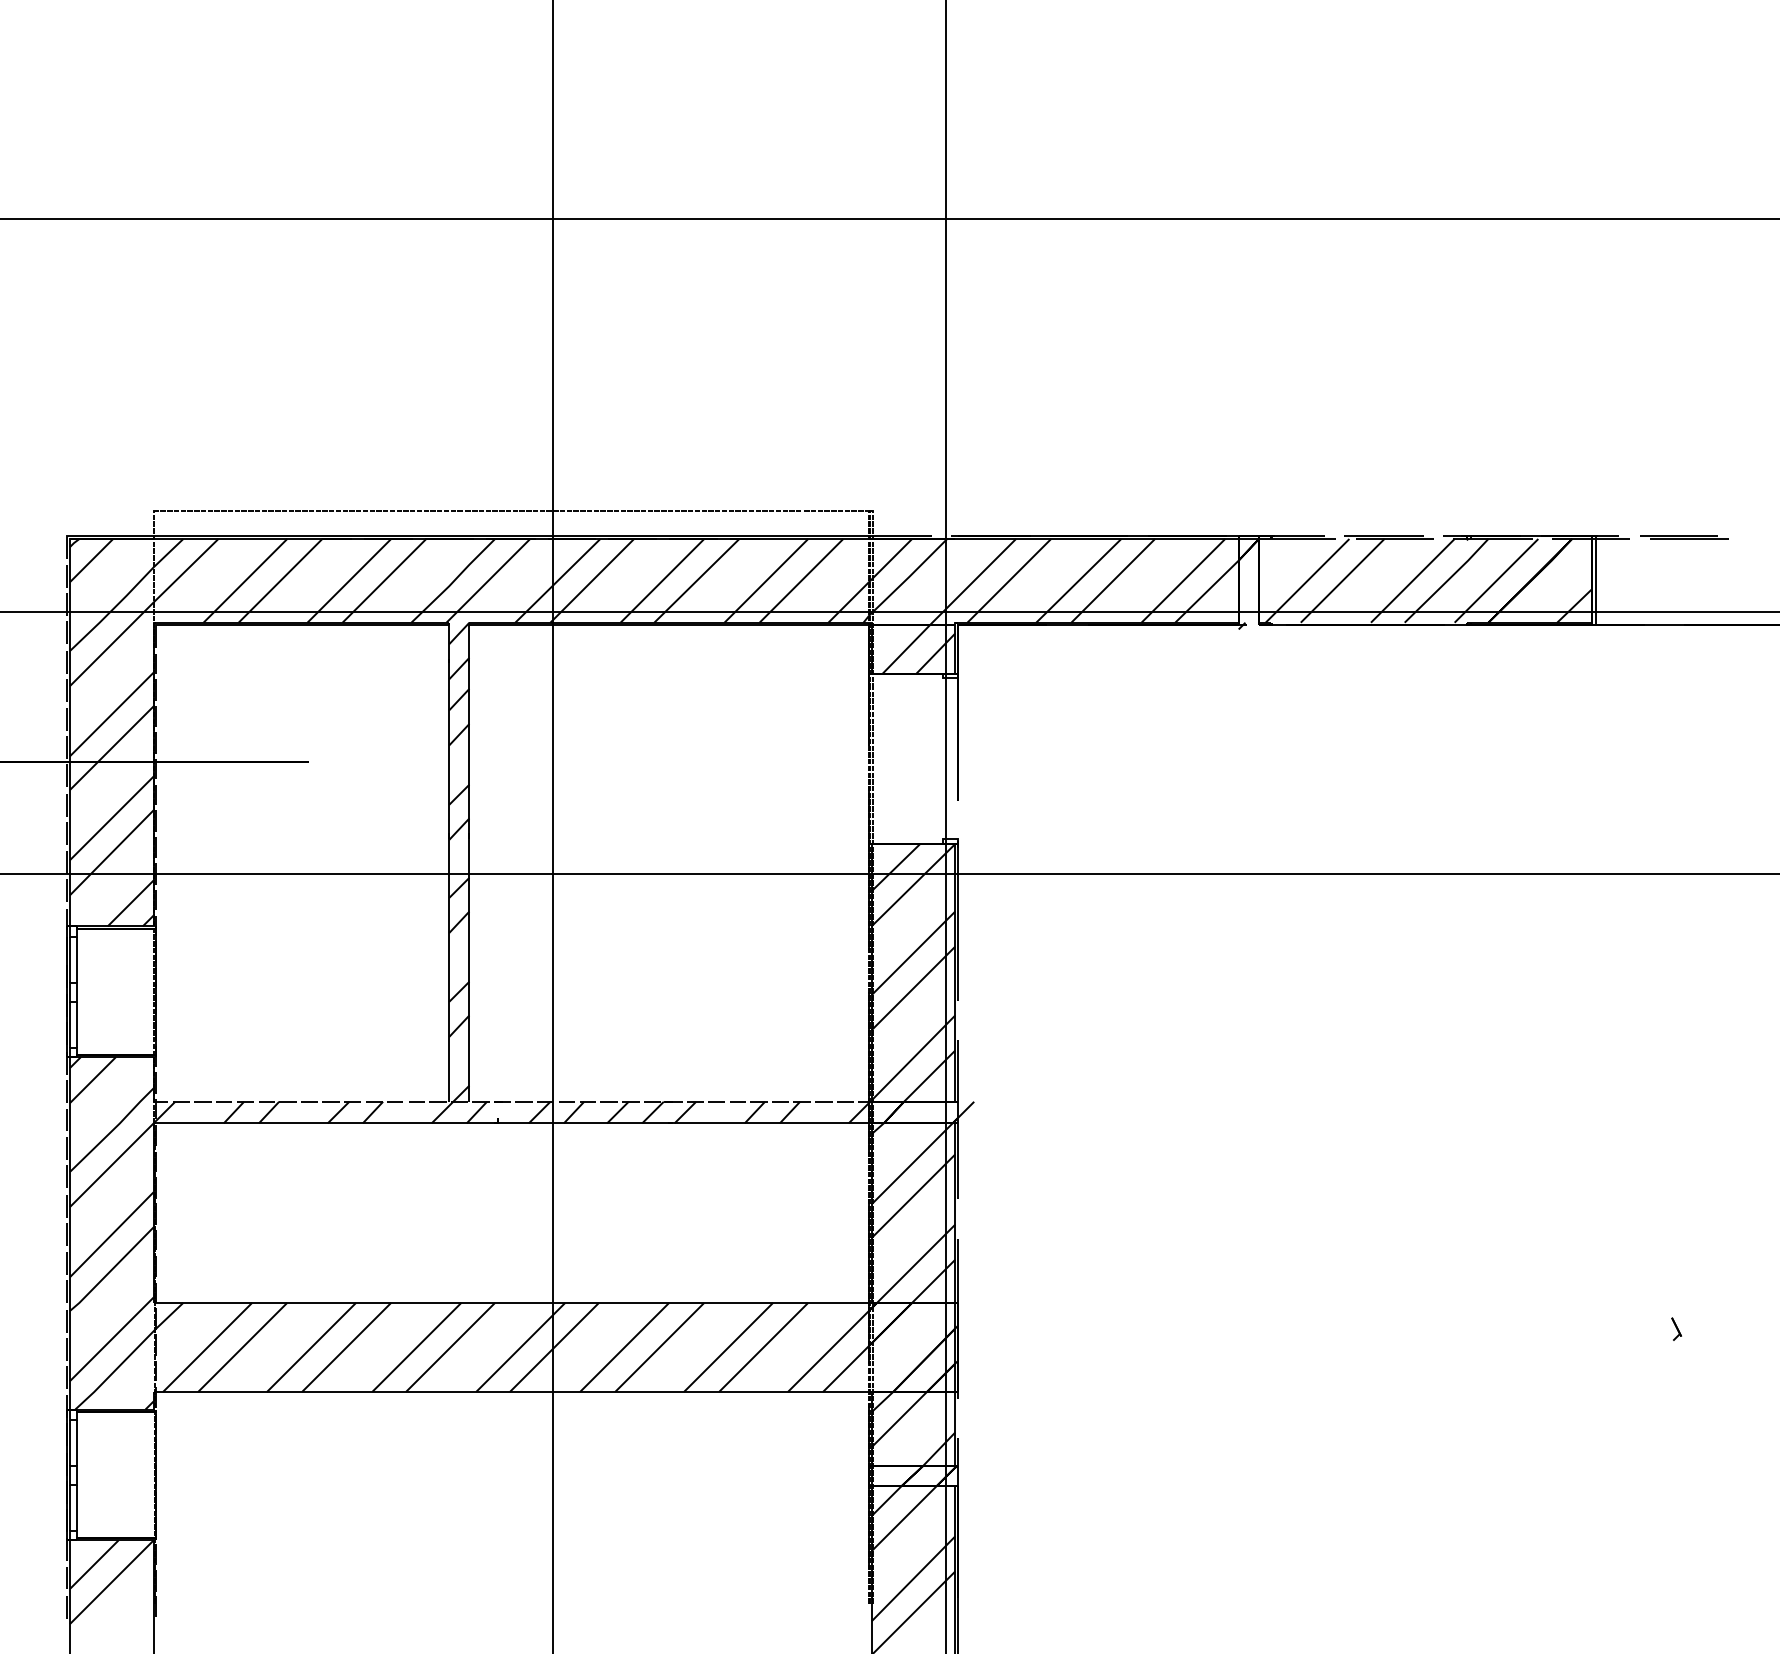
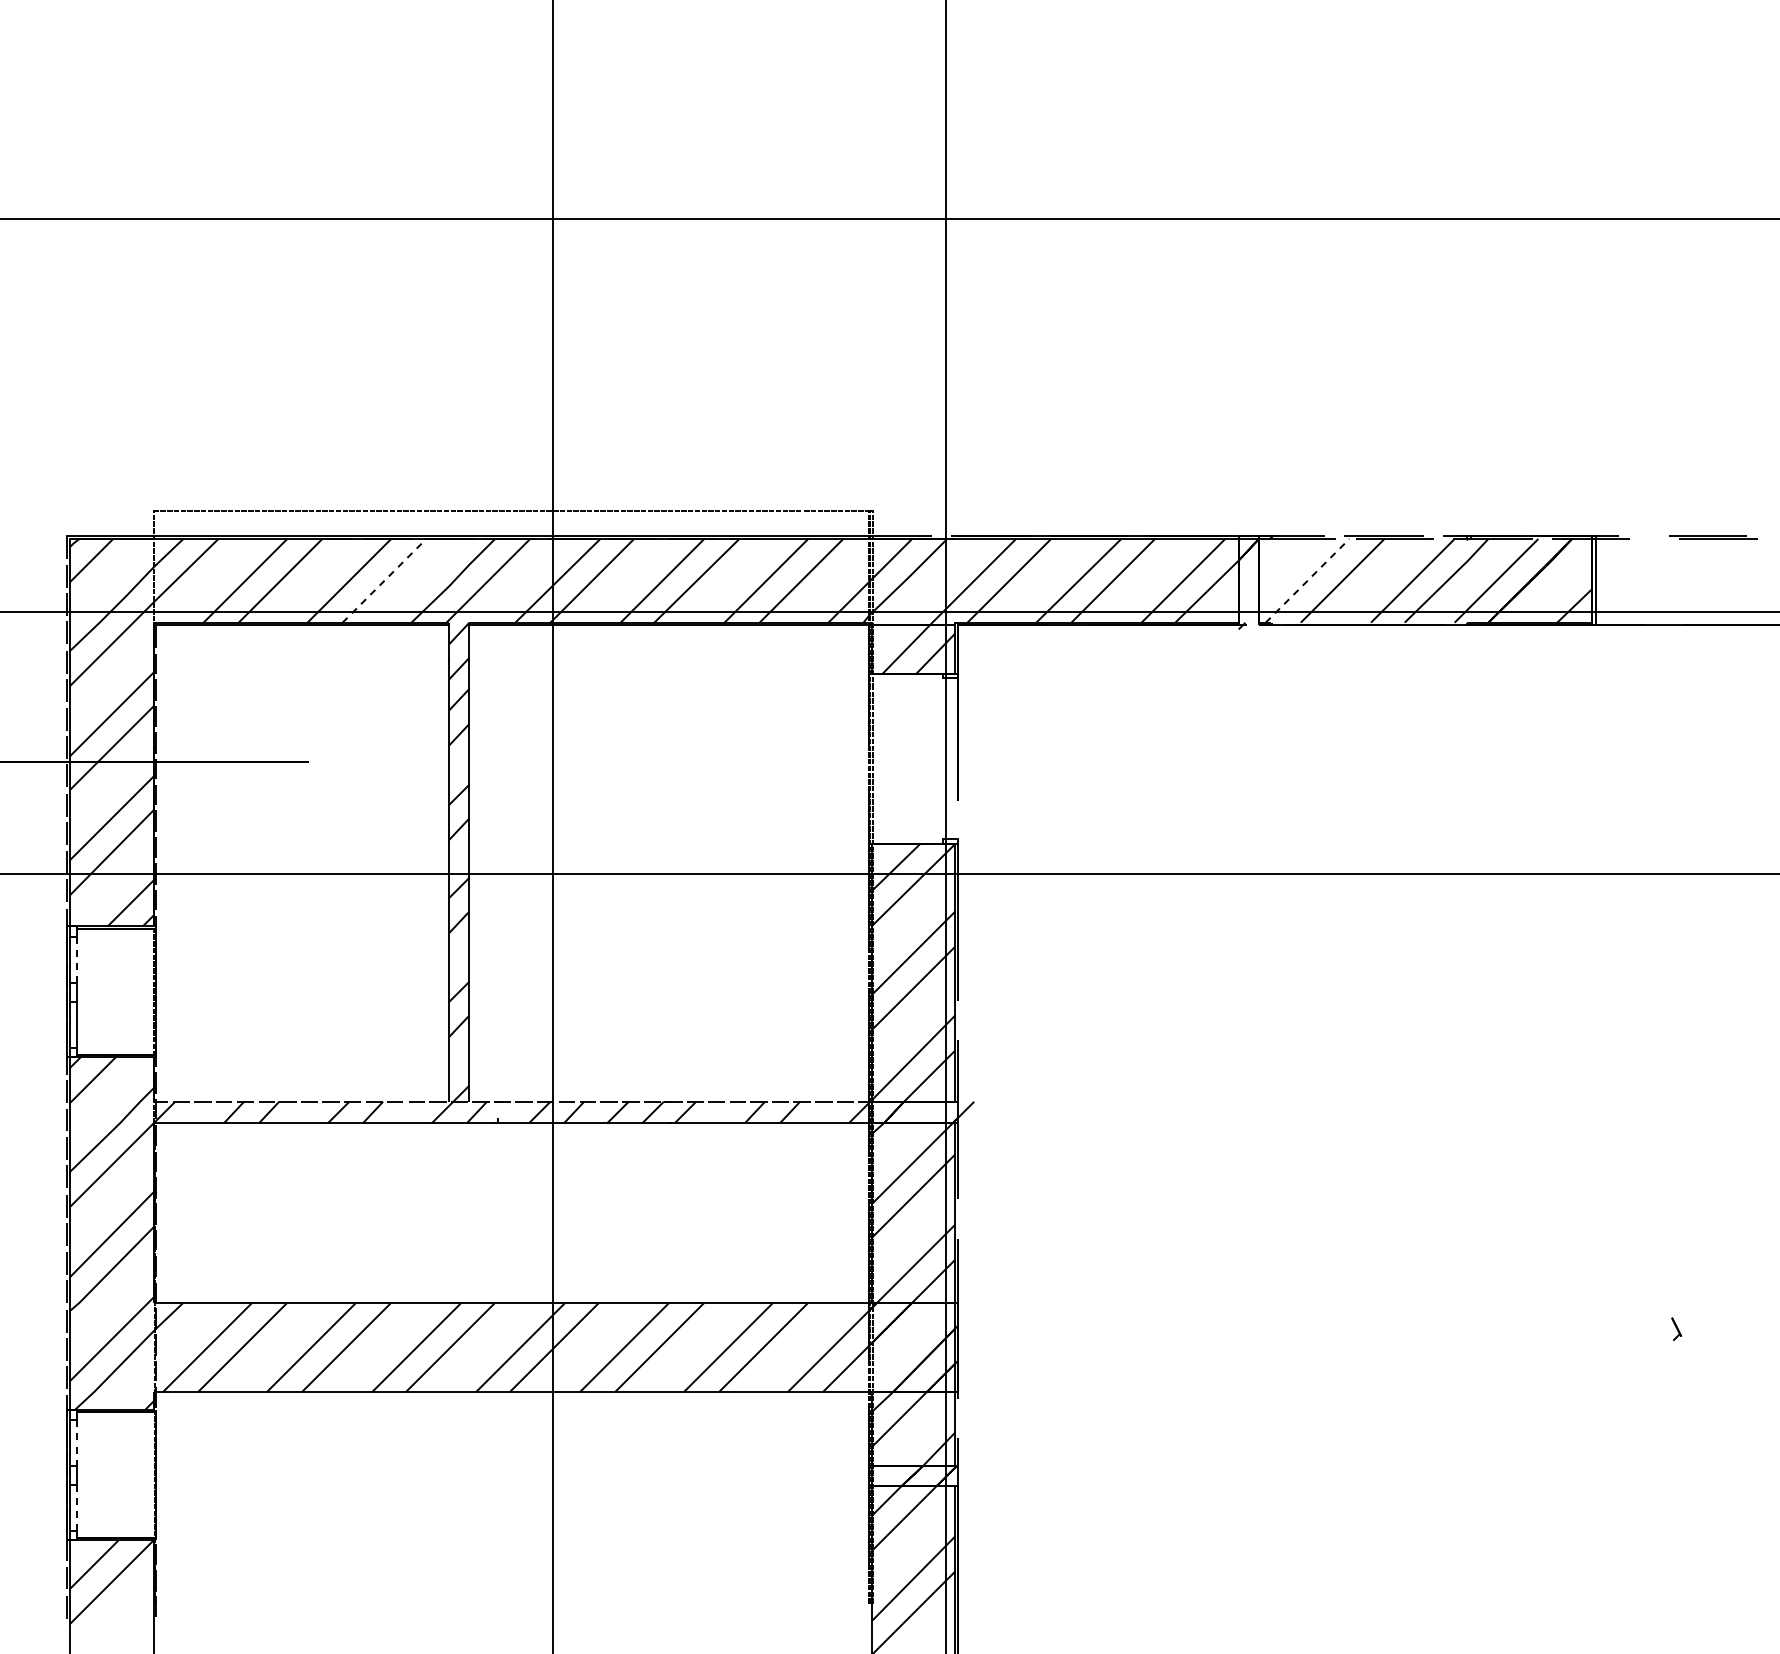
part position: (1684, 537) -> (1713, 537) (1713, 537)
line: solid -> dashed (384, 580)
line: solid -> dashed (1307, 580)
line: solid -> dashed (76, 960)
line: solid -> dashed (76, 1443)
line: solid -> dashed (76, 1508)
